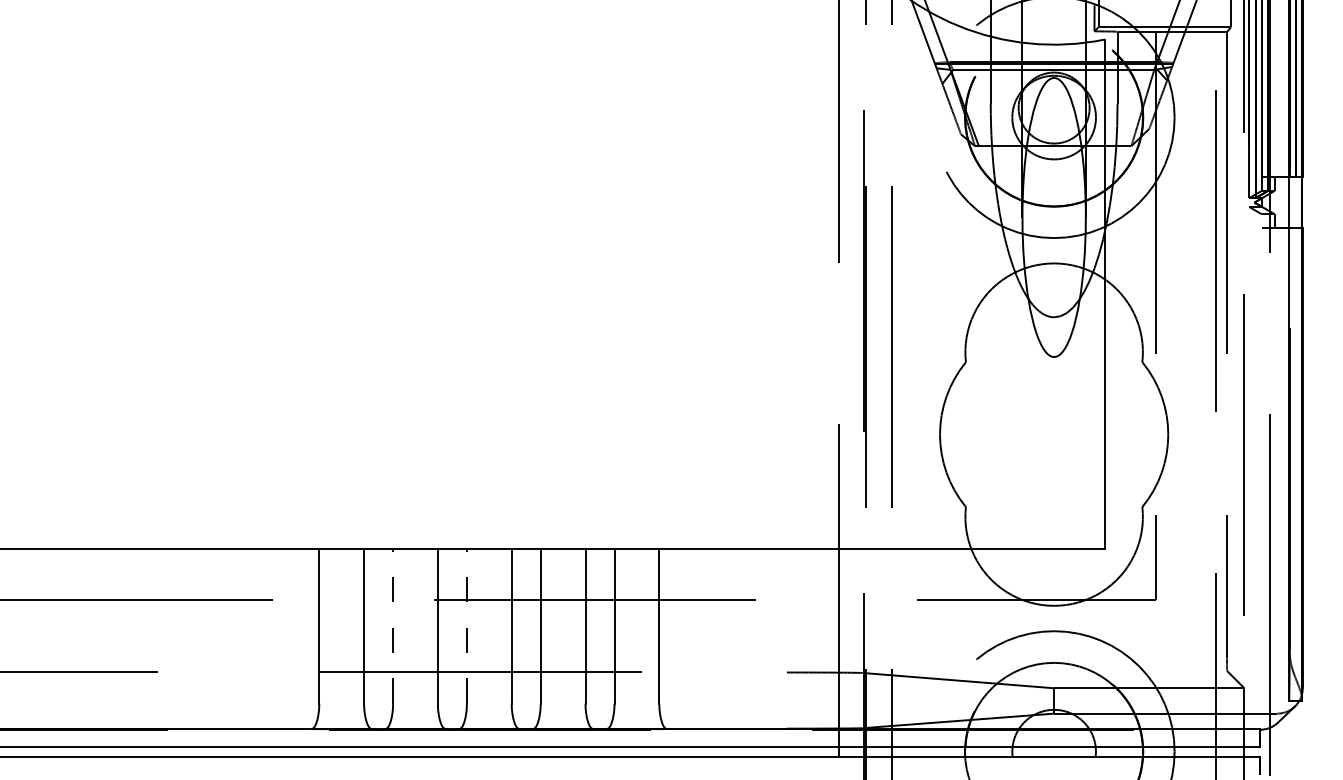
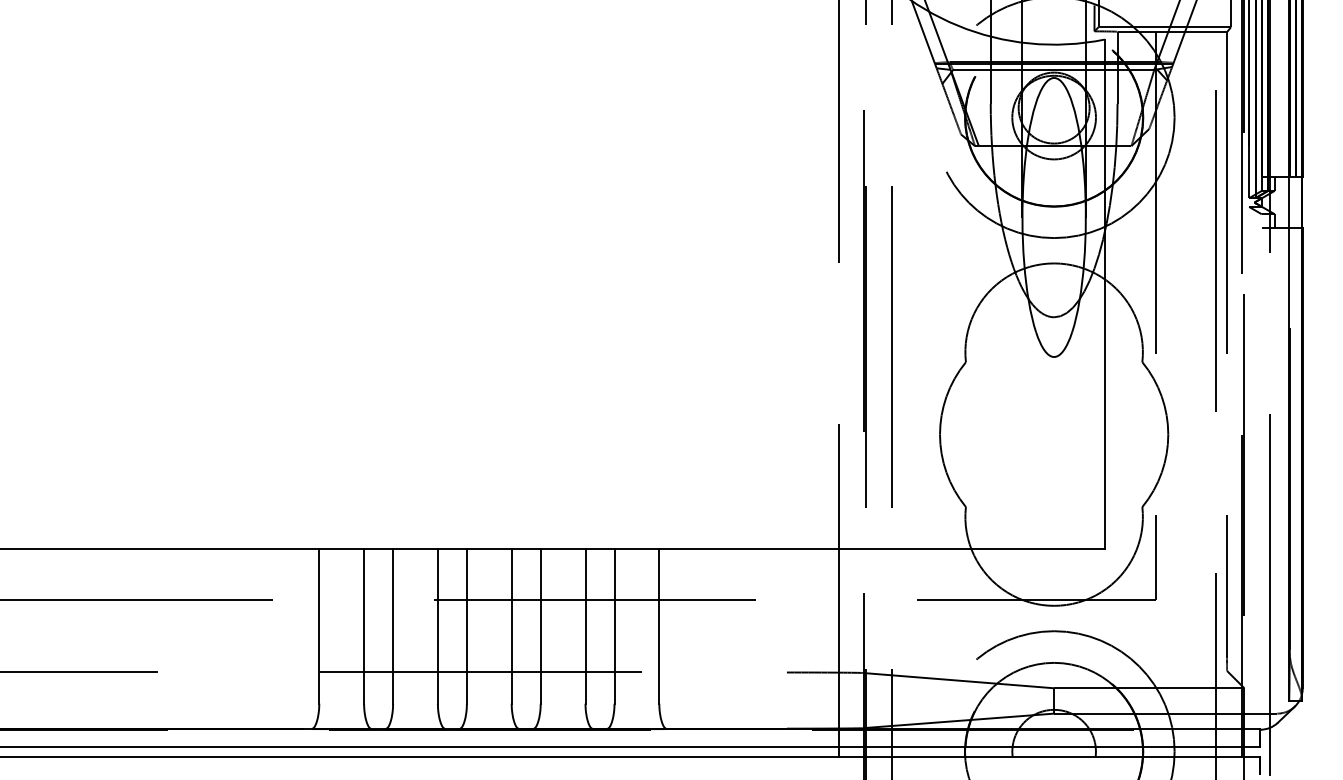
line: none -> present (1241, 389)
line: dashed -> solid (393, 625)
line: dashed -> solid (466, 625)
